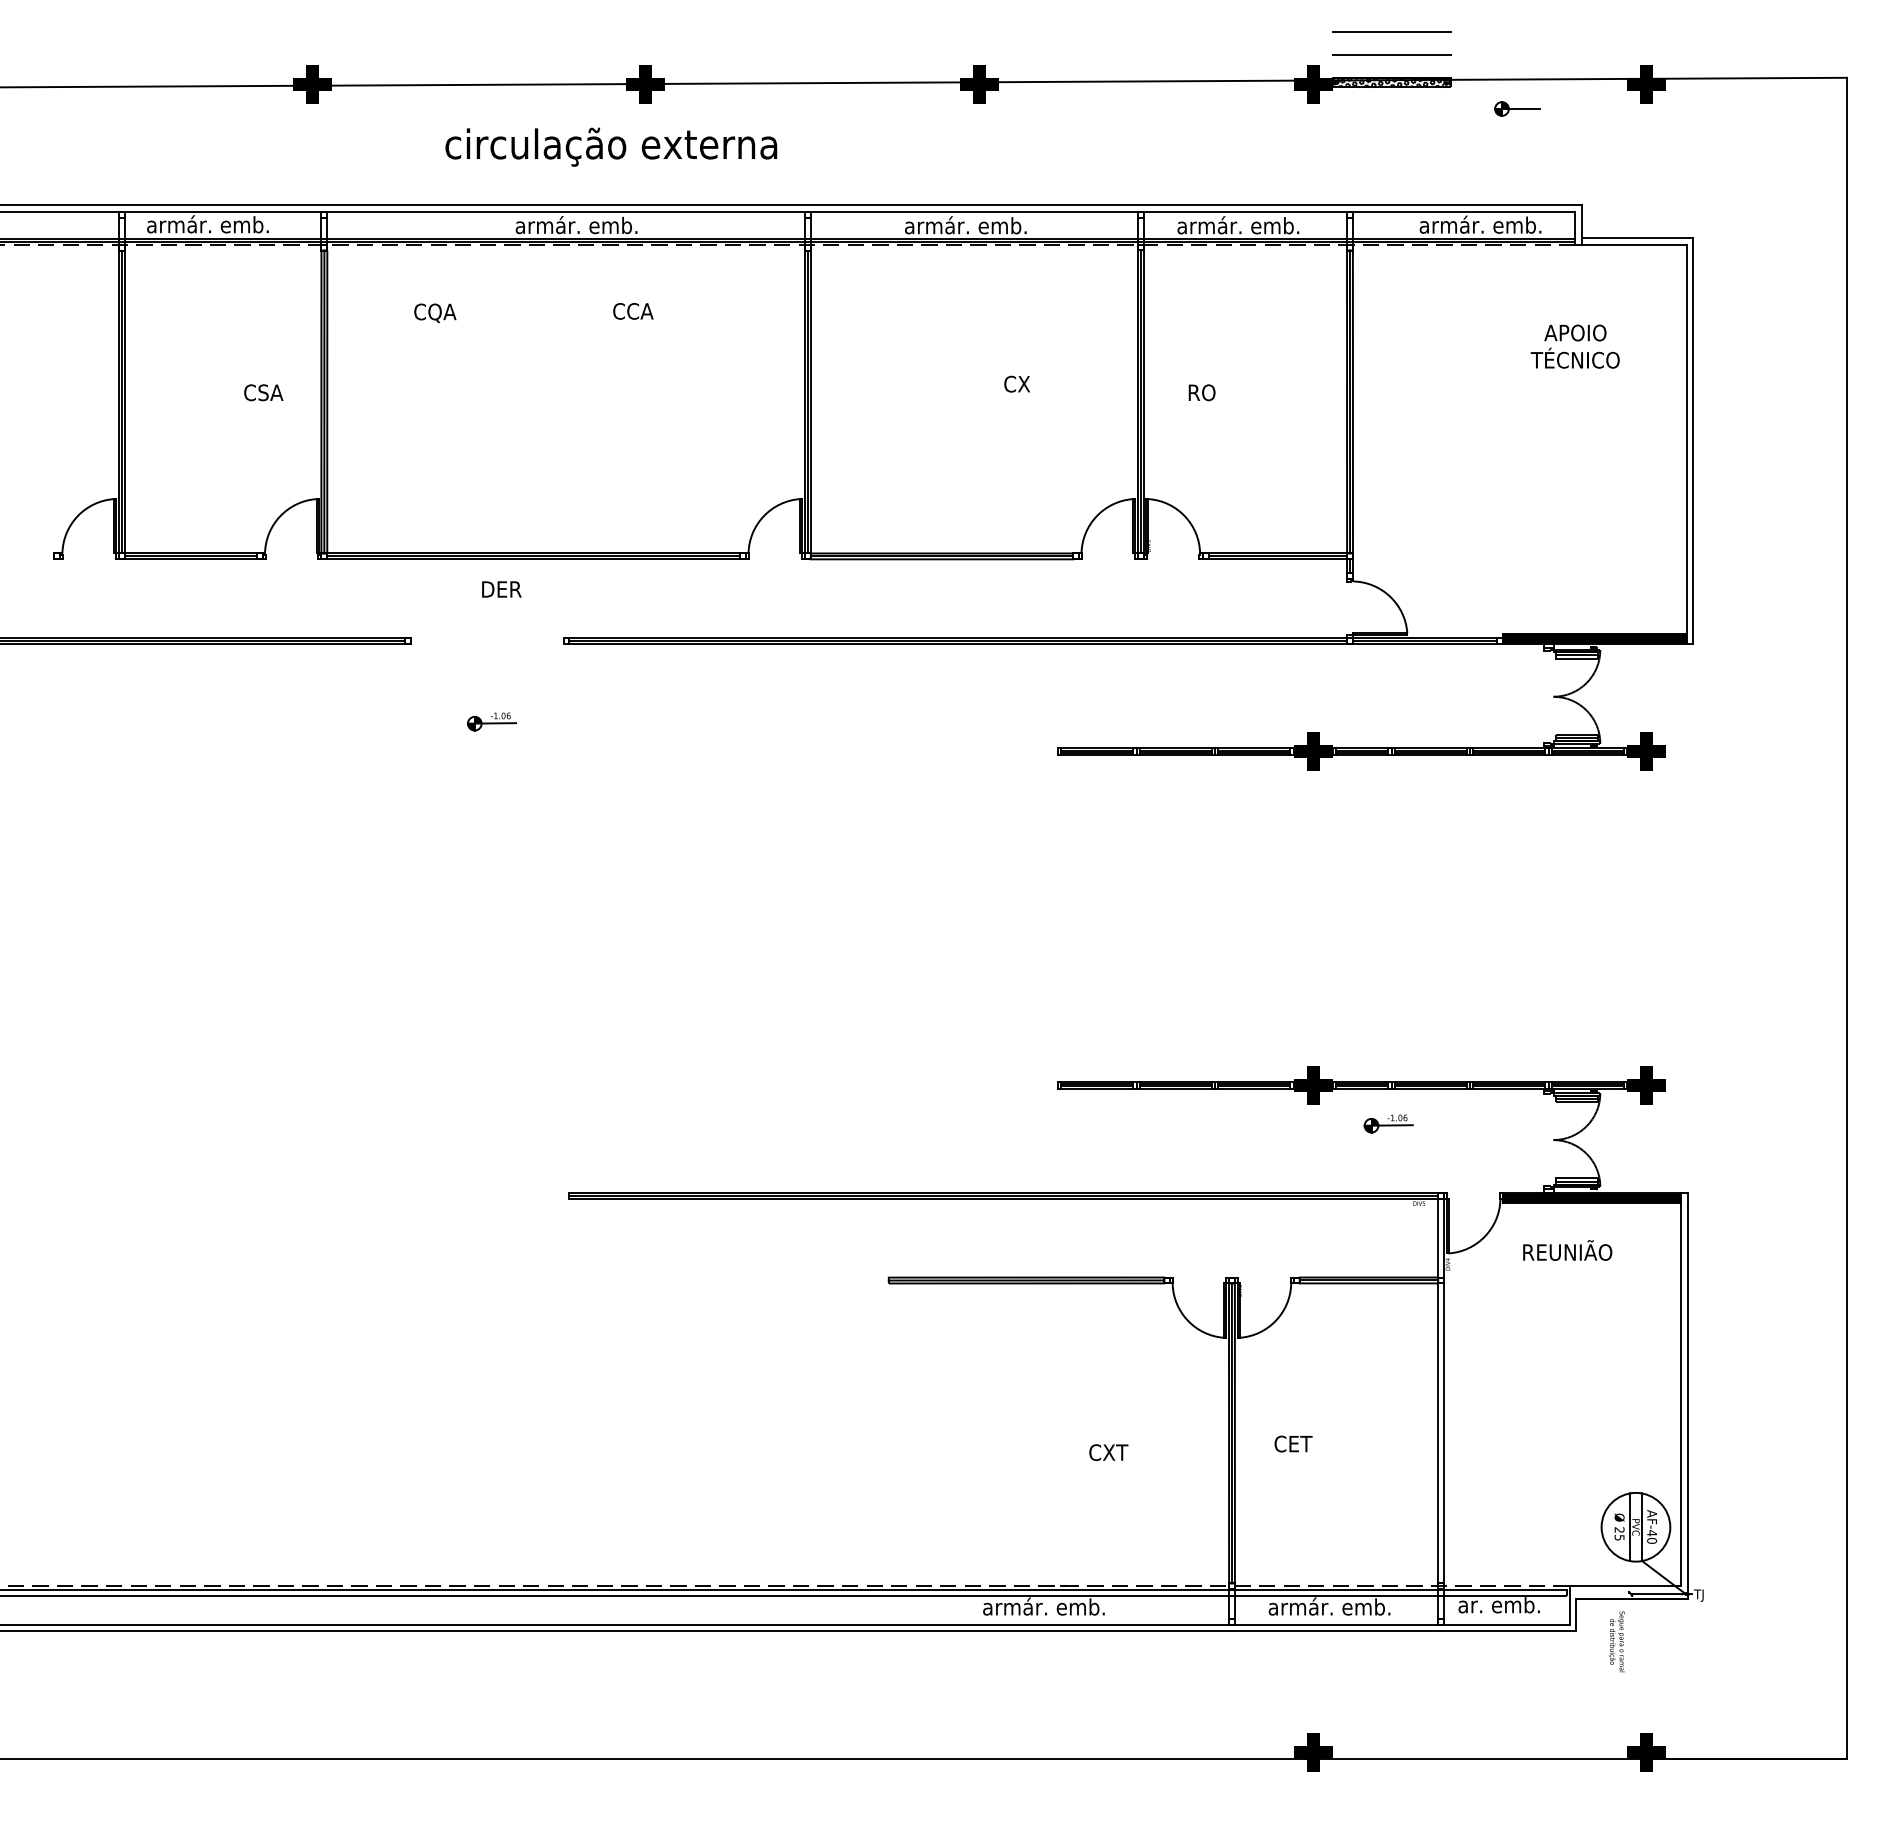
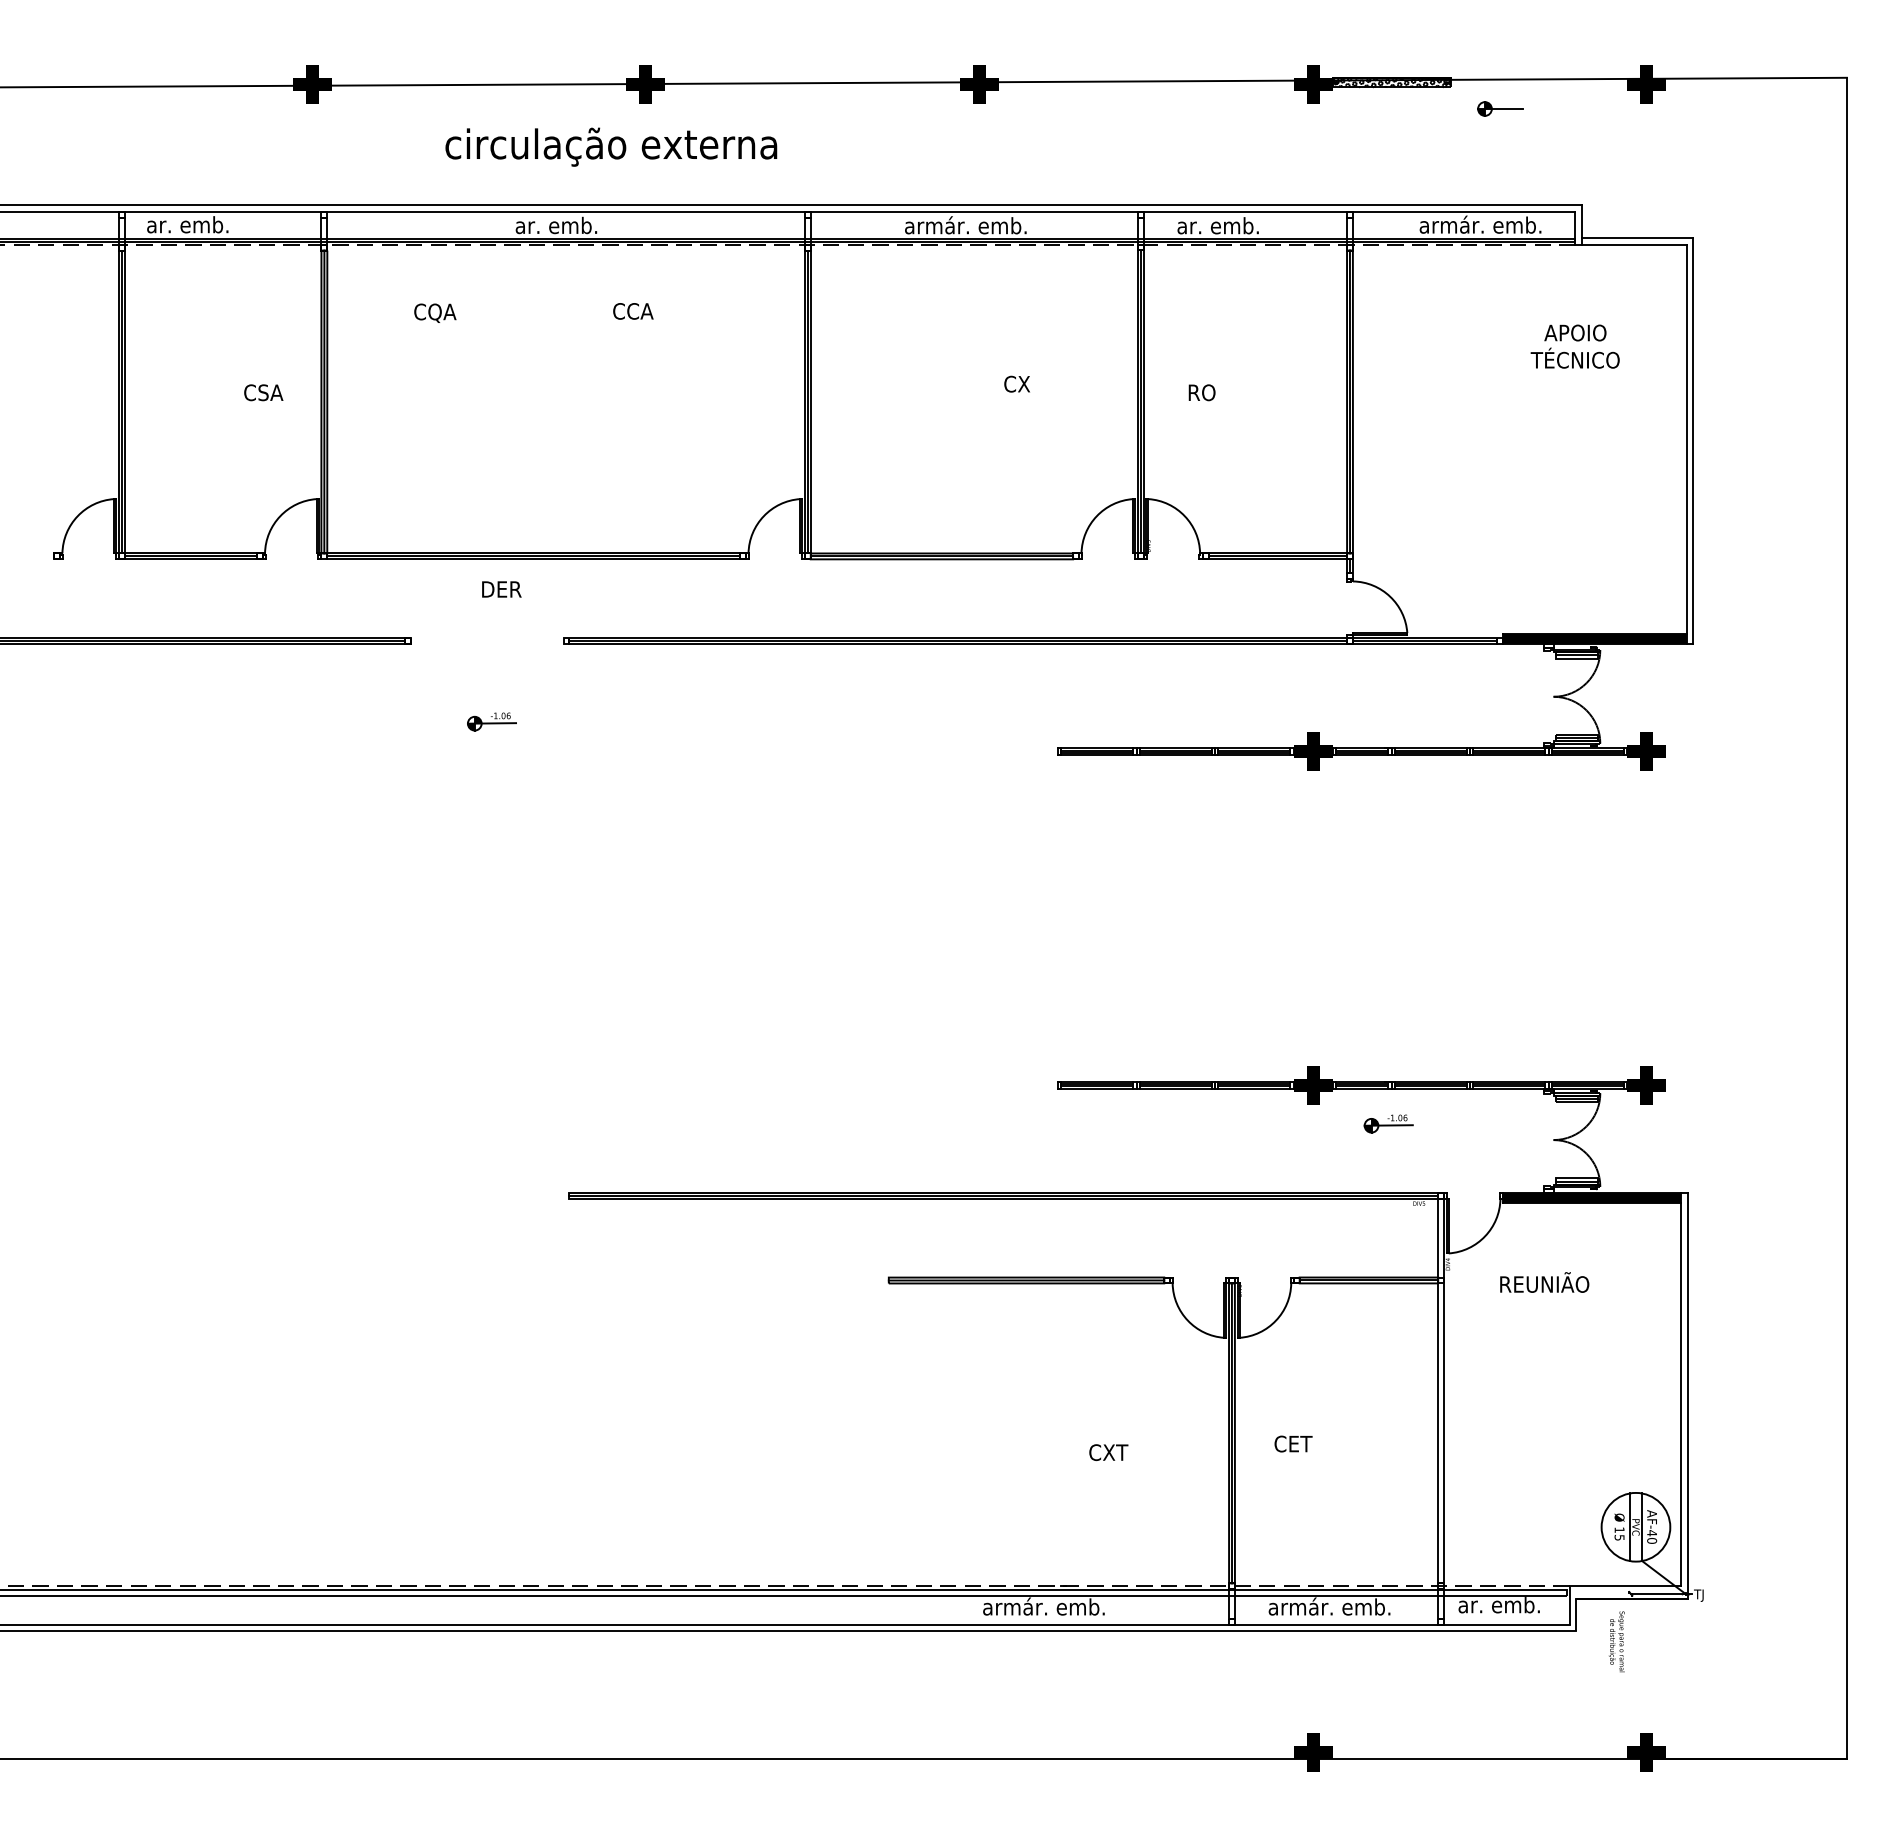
line: present -> none (1391, 31)
line: present -> none (1391, 54)
part position: (1517, 108) -> (1500, 108) (1500, 108)
text: armár. emb. -> ar. emb. (218, 224)
text: armár. emb. -> ar. emb. (587, 225)
text: armár. emb. -> ar. emb. (1248, 225)
text position: (1567, 1250) -> (1544, 1282) (1544, 1282)
text: 25 -> 15 (1619, 1529)
